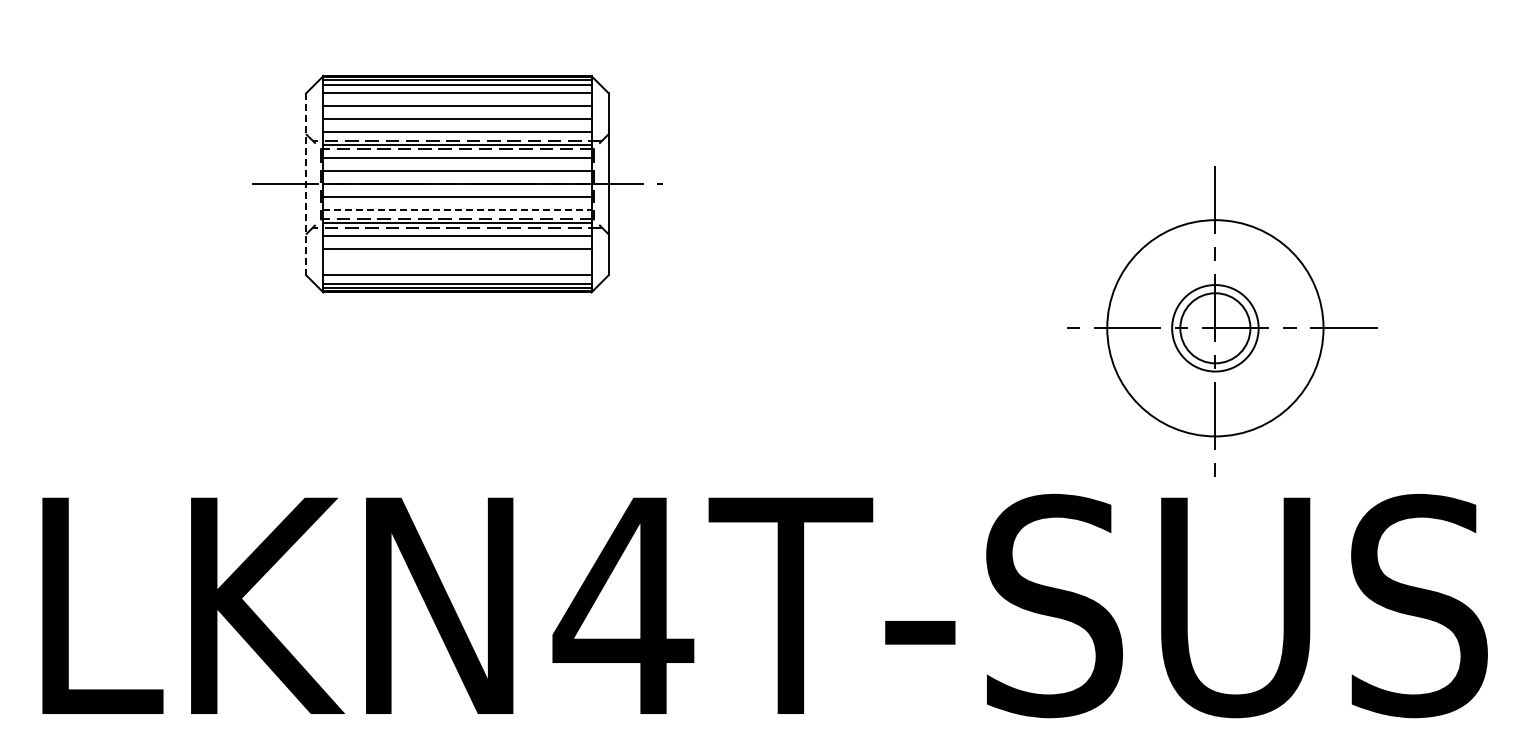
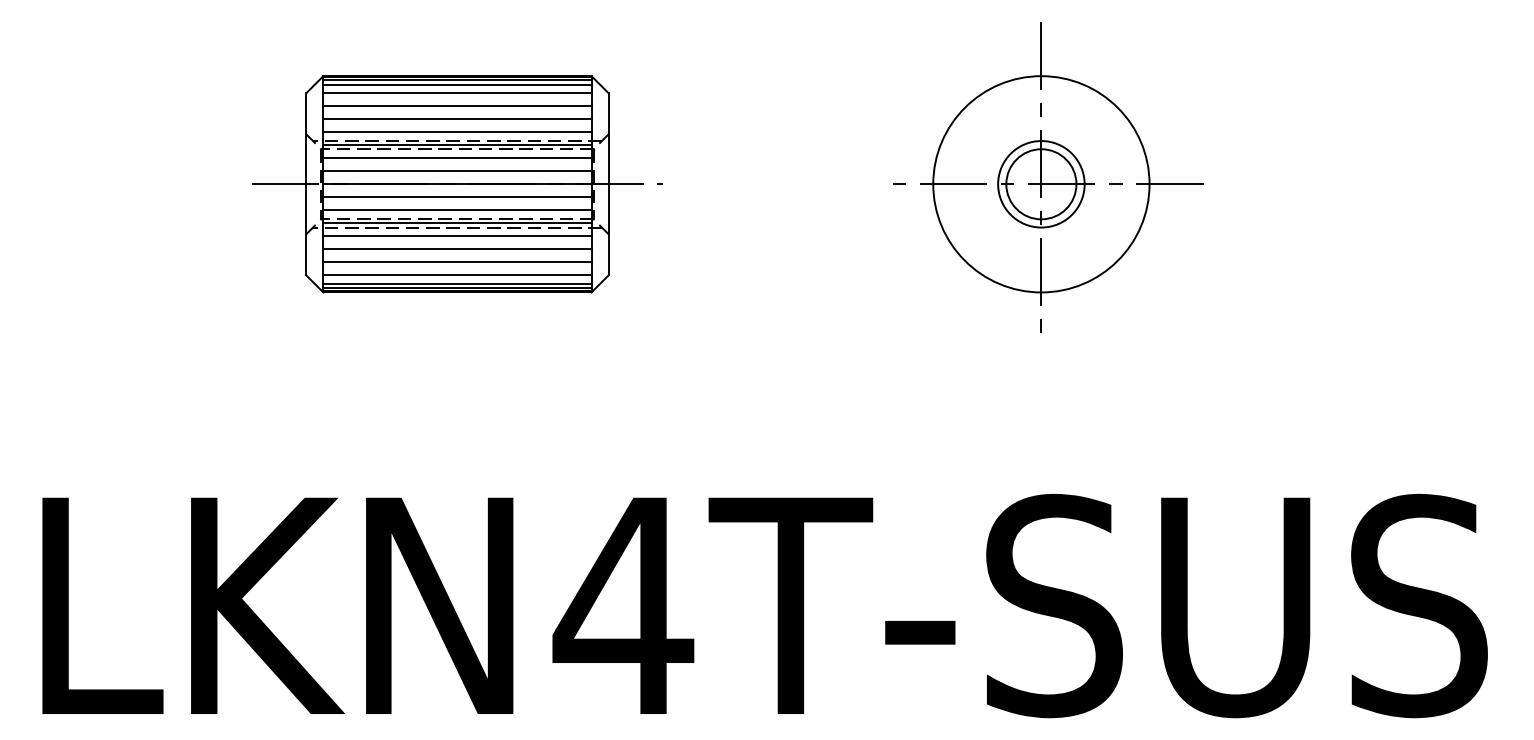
line: dashed -> solid (306, 184)
line: dashed -> solid (457, 210)
line: none -> present (457, 262)
part position: (1222, 321) -> (1048, 177) (1048, 177)
